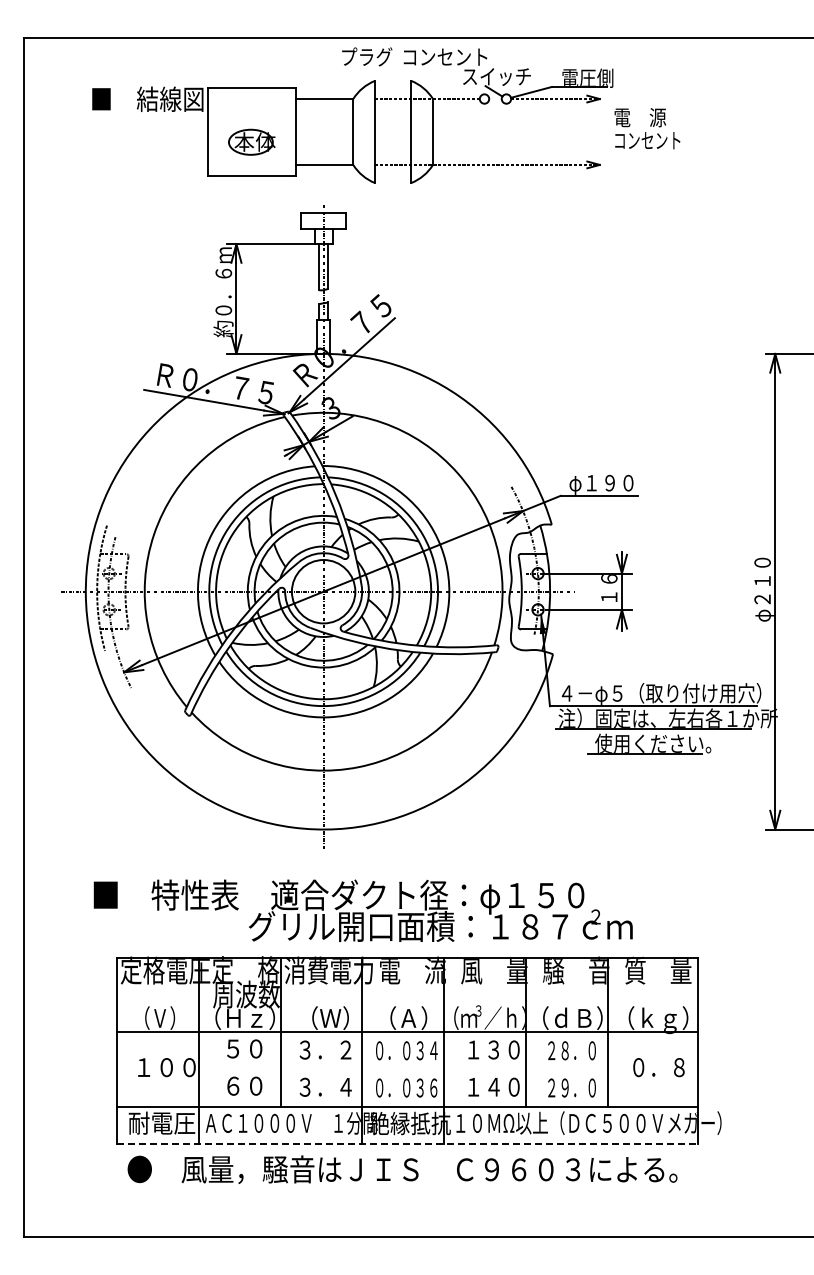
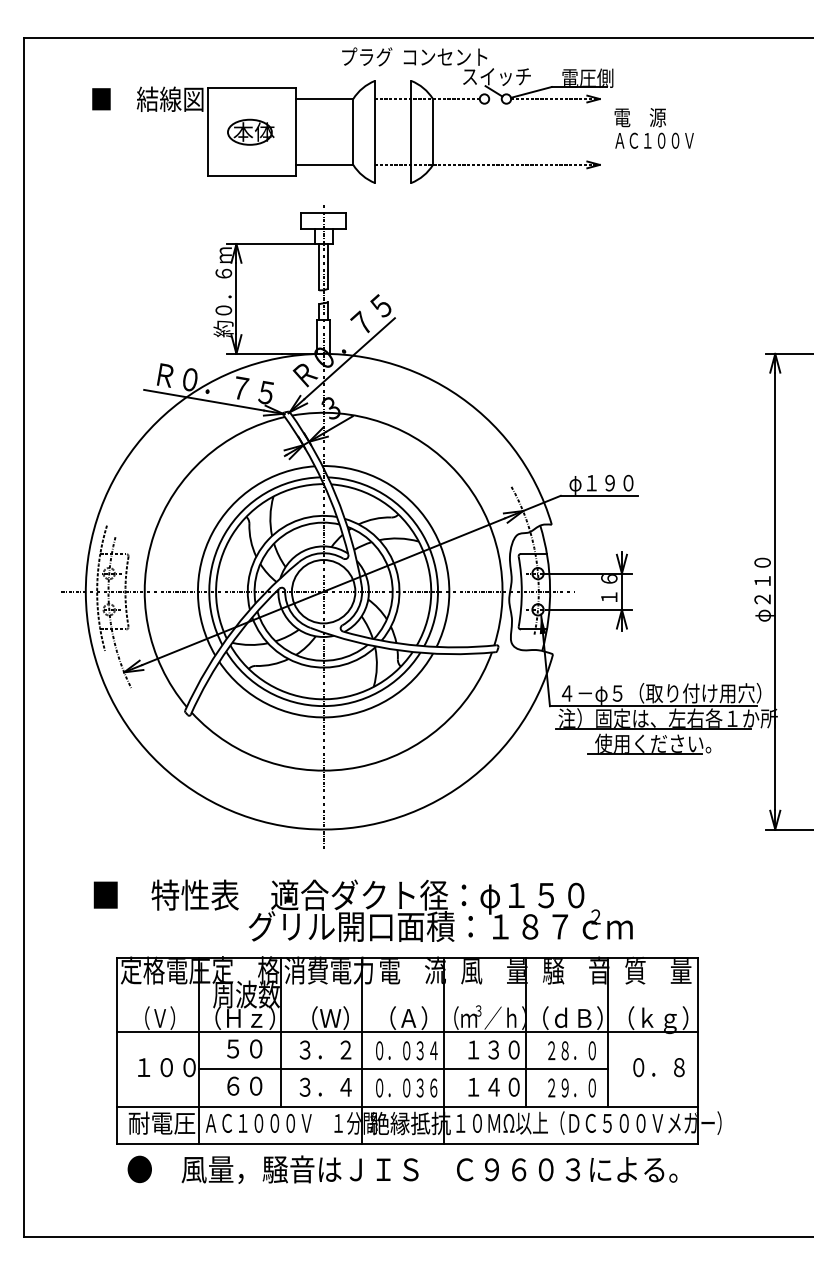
text: コンセント -> ＡＣ１００Ｖ (654, 140)
part position: (251, 141) -> (250, 131) (250, 131)
line: none -> present (403, 1069)
line: dashed -> solid (407, 1143)
